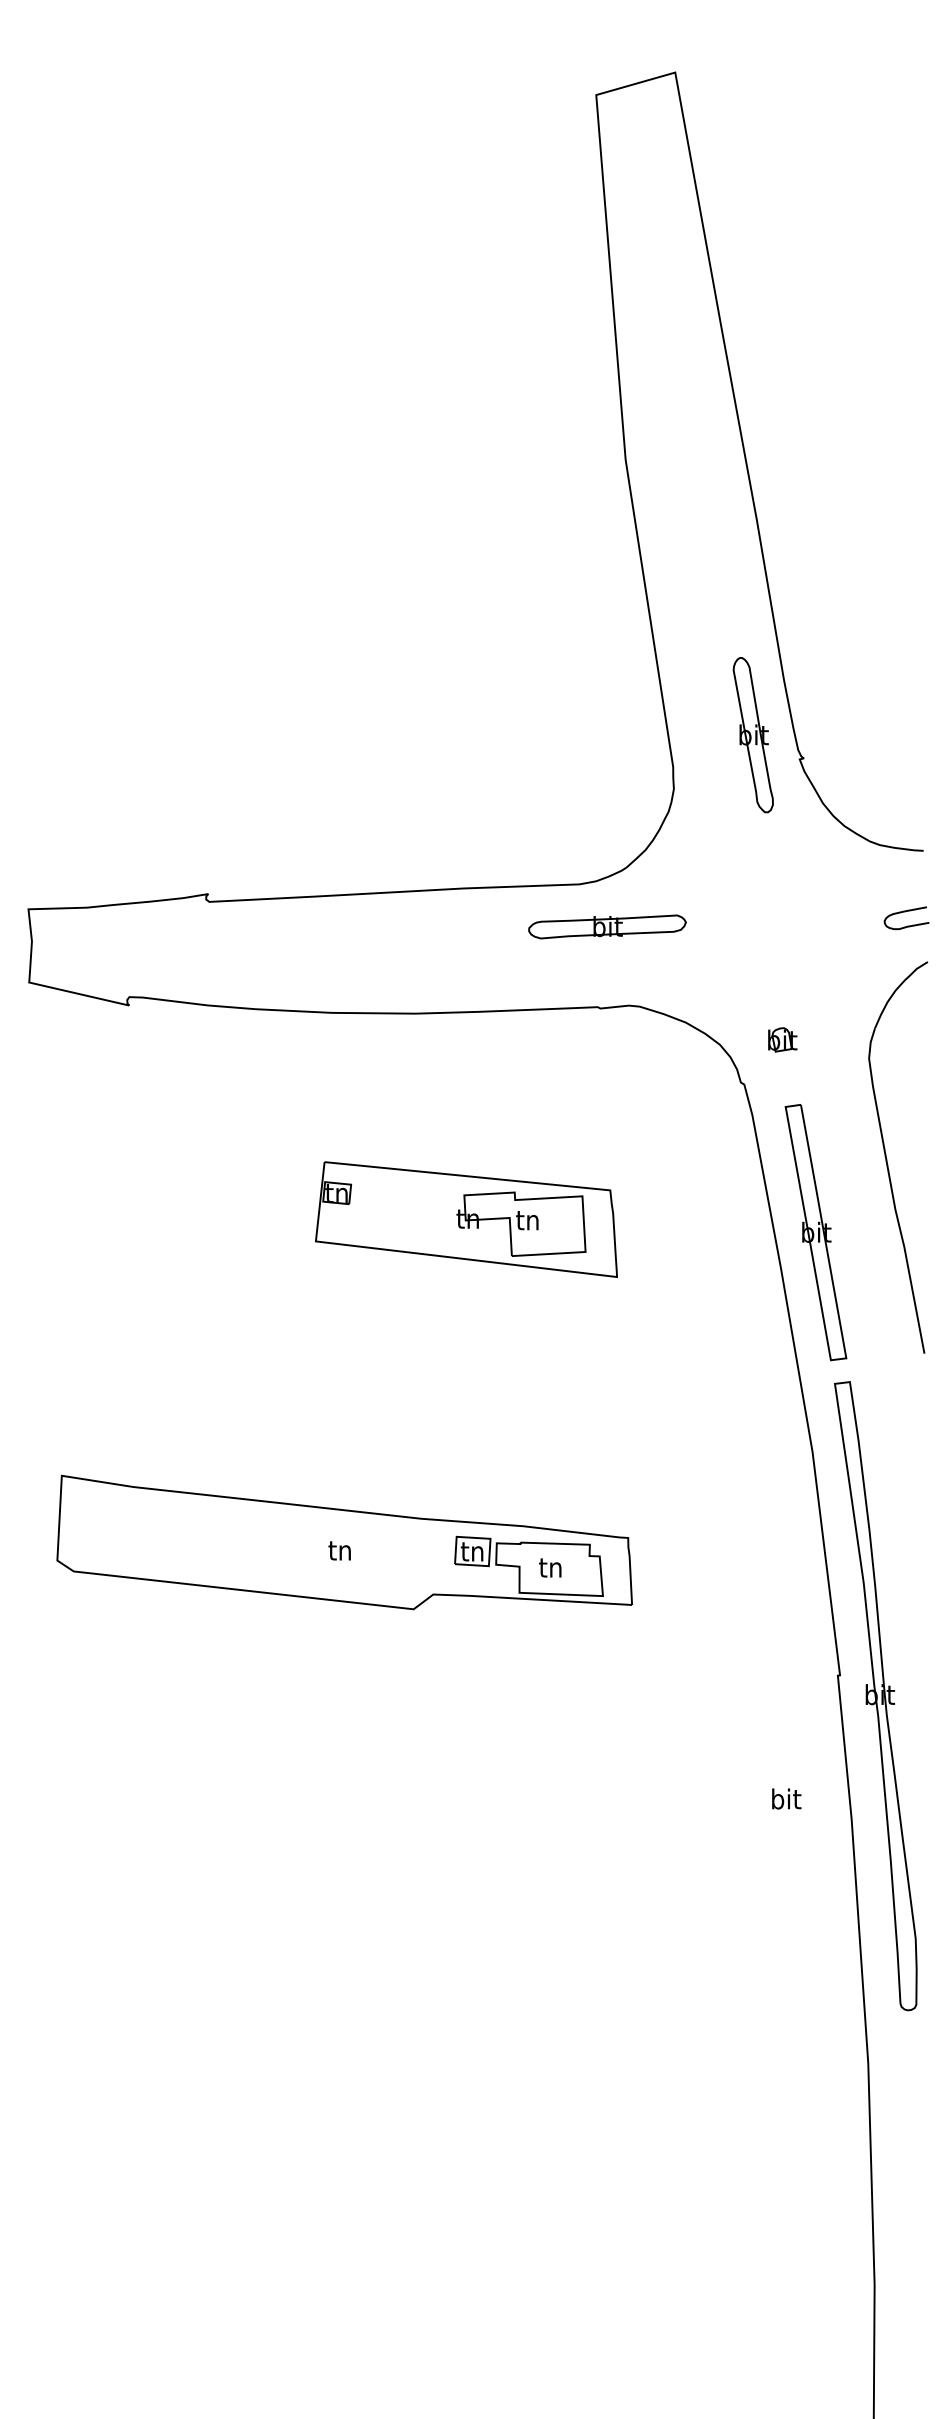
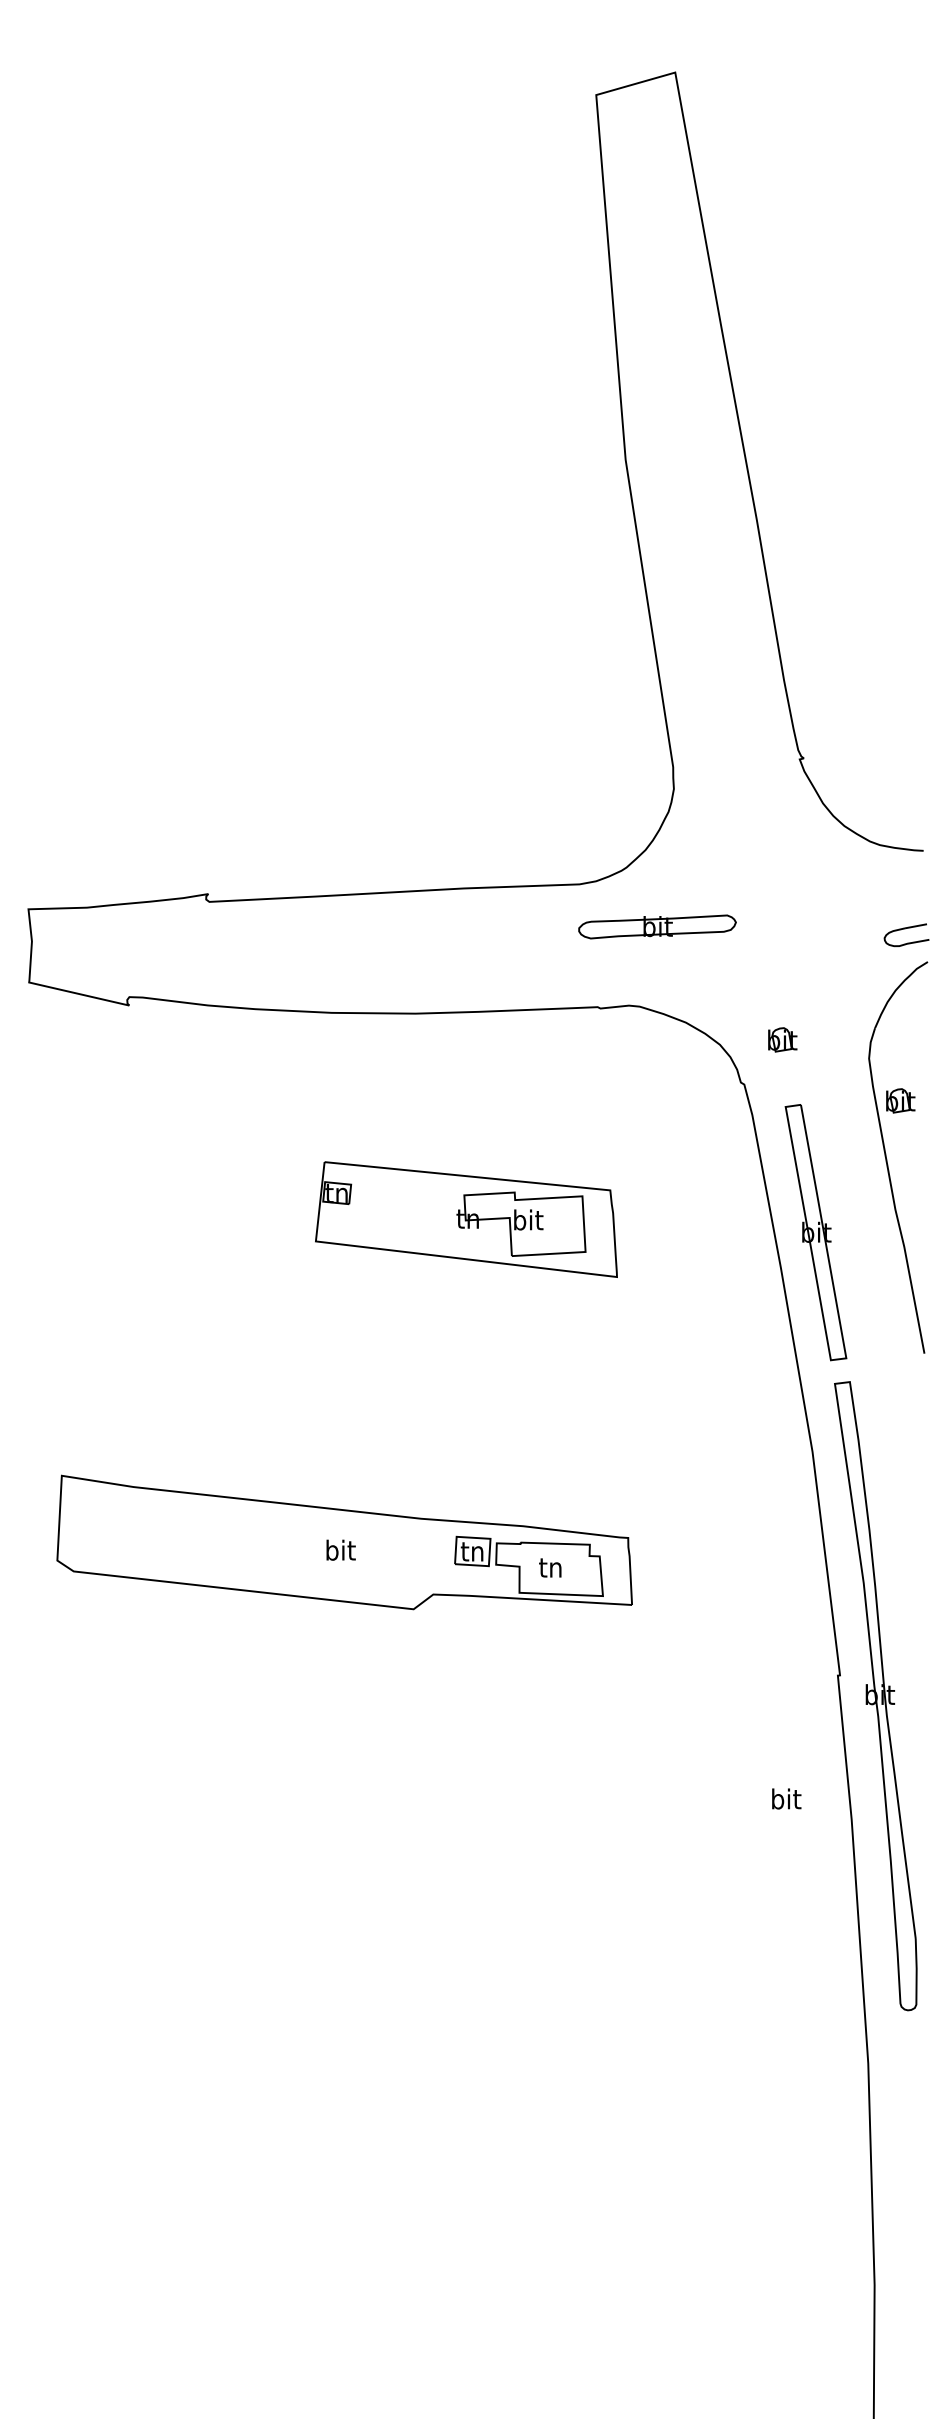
part: present -> none (752, 735)
part position: (905, 912) -> (905, 929) (905, 929)
part position: (607, 926) -> (657, 926) (657, 926)
part: none -> present (900, 1100)
text: tn -> bit (528, 1219)
text: tn -> bit (340, 1549)
